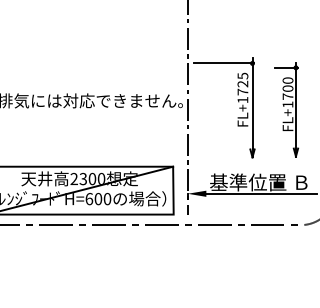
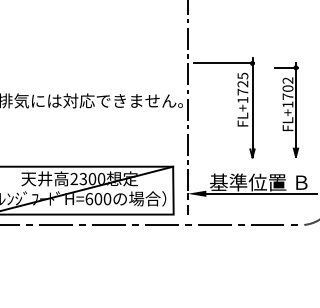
text: FL+1700 -> FL+1702 (287, 80)
